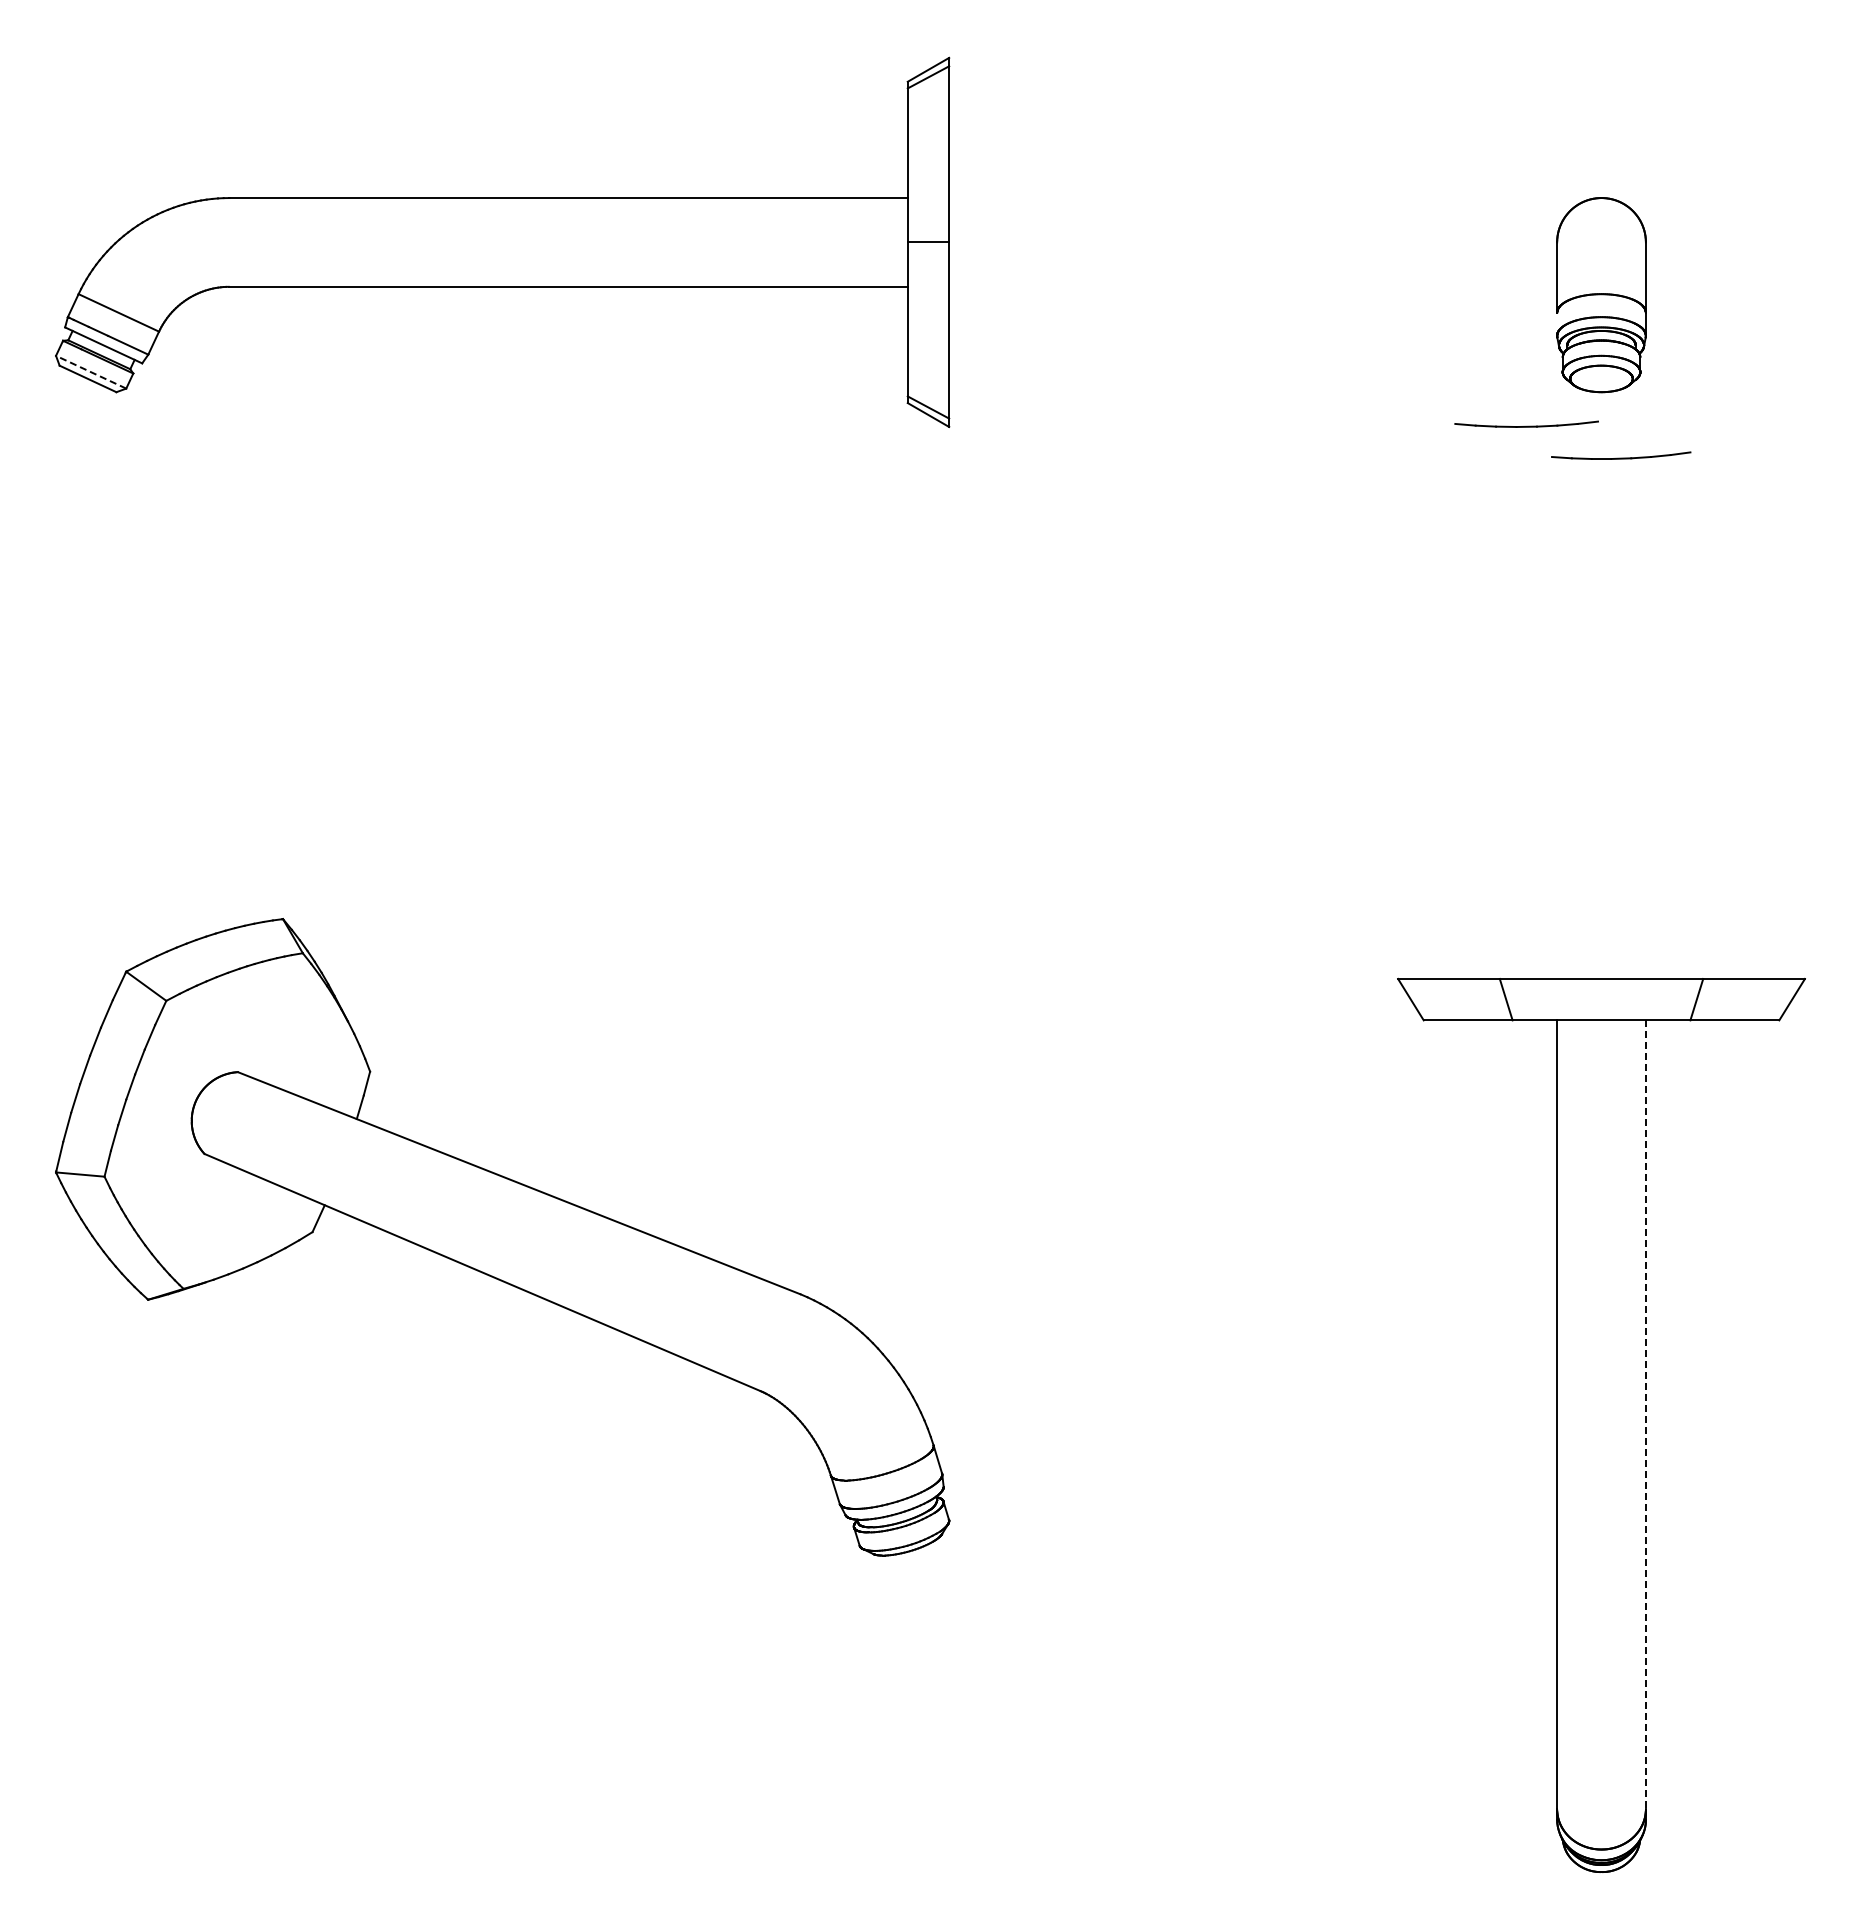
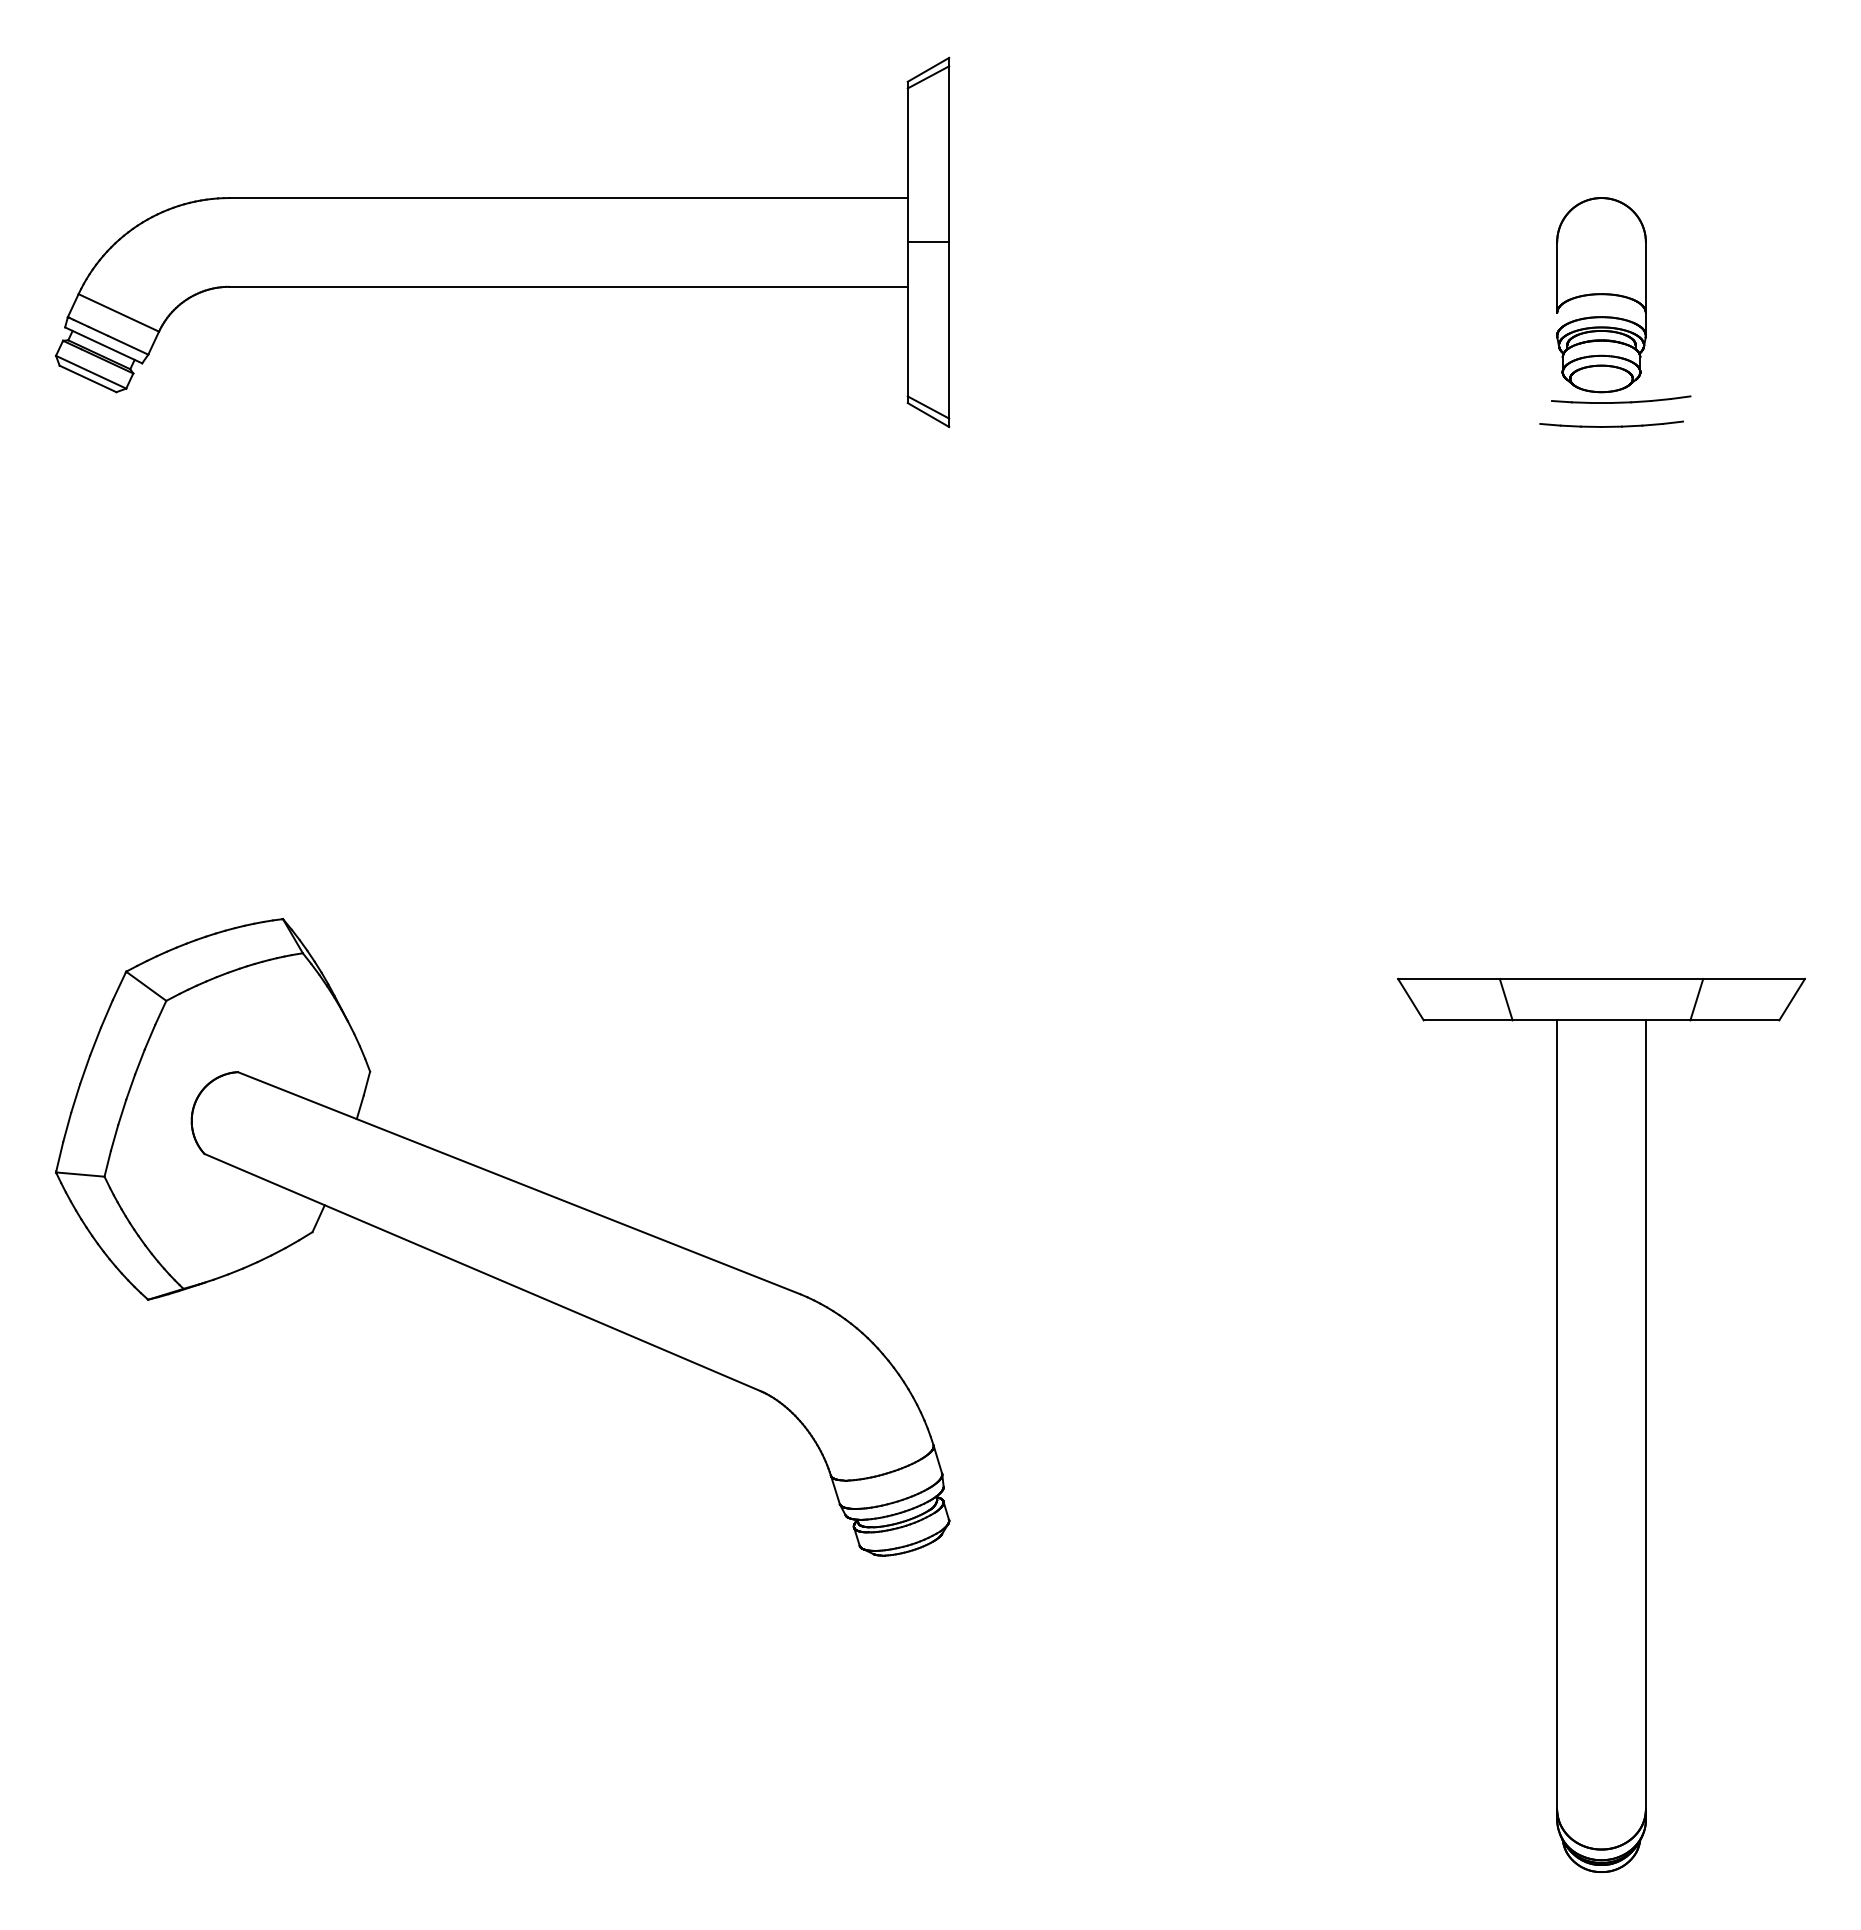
line: dashed -> solid (91, 372)
part position: (1526, 423) -> (1611, 423) (1611, 423)
part position: (1621, 455) -> (1621, 399) (1621, 399)
line: dashed -> solid (1645, 1415)
